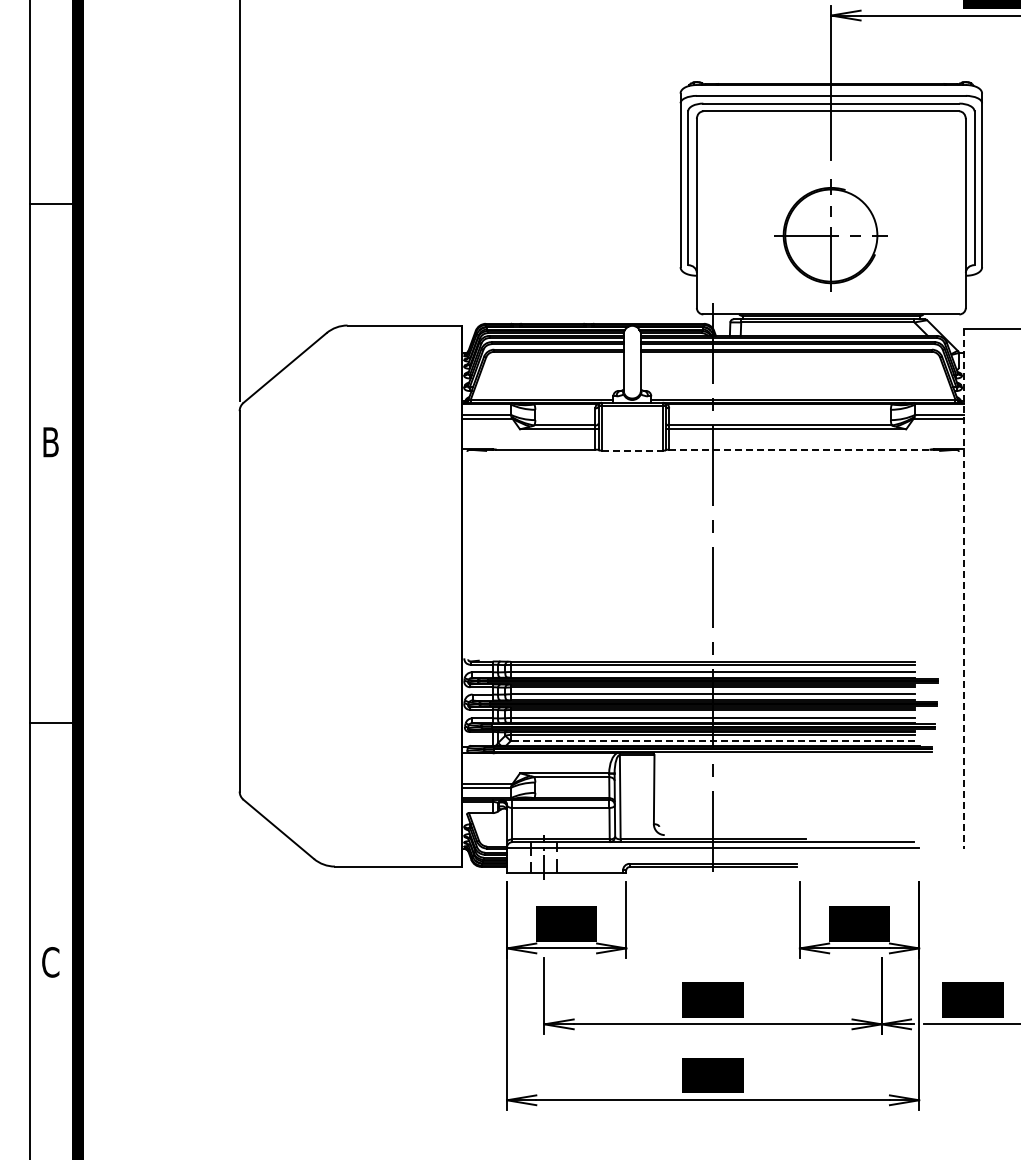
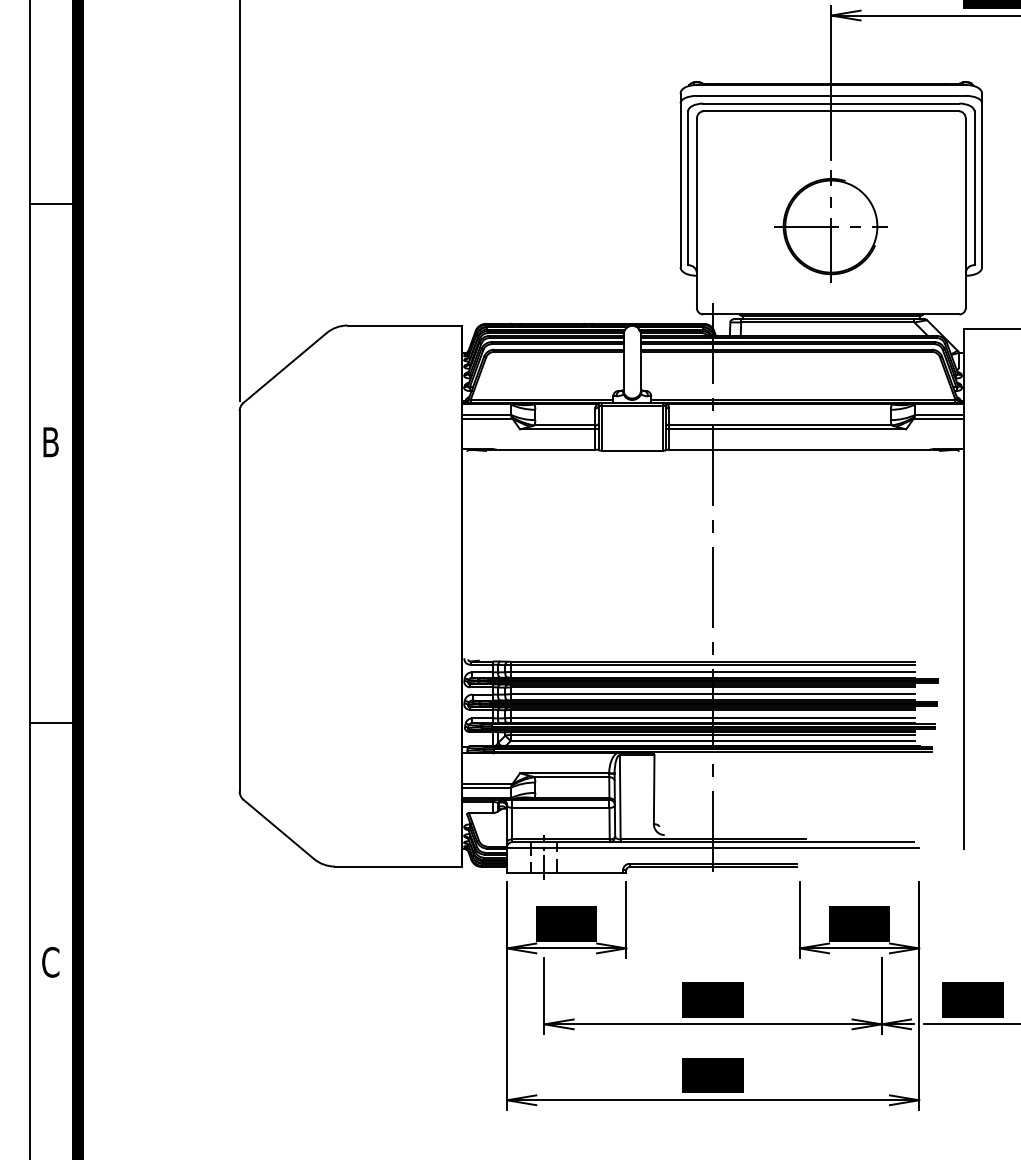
part position: (830, 235) -> (830, 226) (830, 226)
line: dashed -> solid (799, 449)
line: dashed -> solid (632, 450)
line: dashed -> solid (964, 589)
line: dashed -> solid (712, 740)
